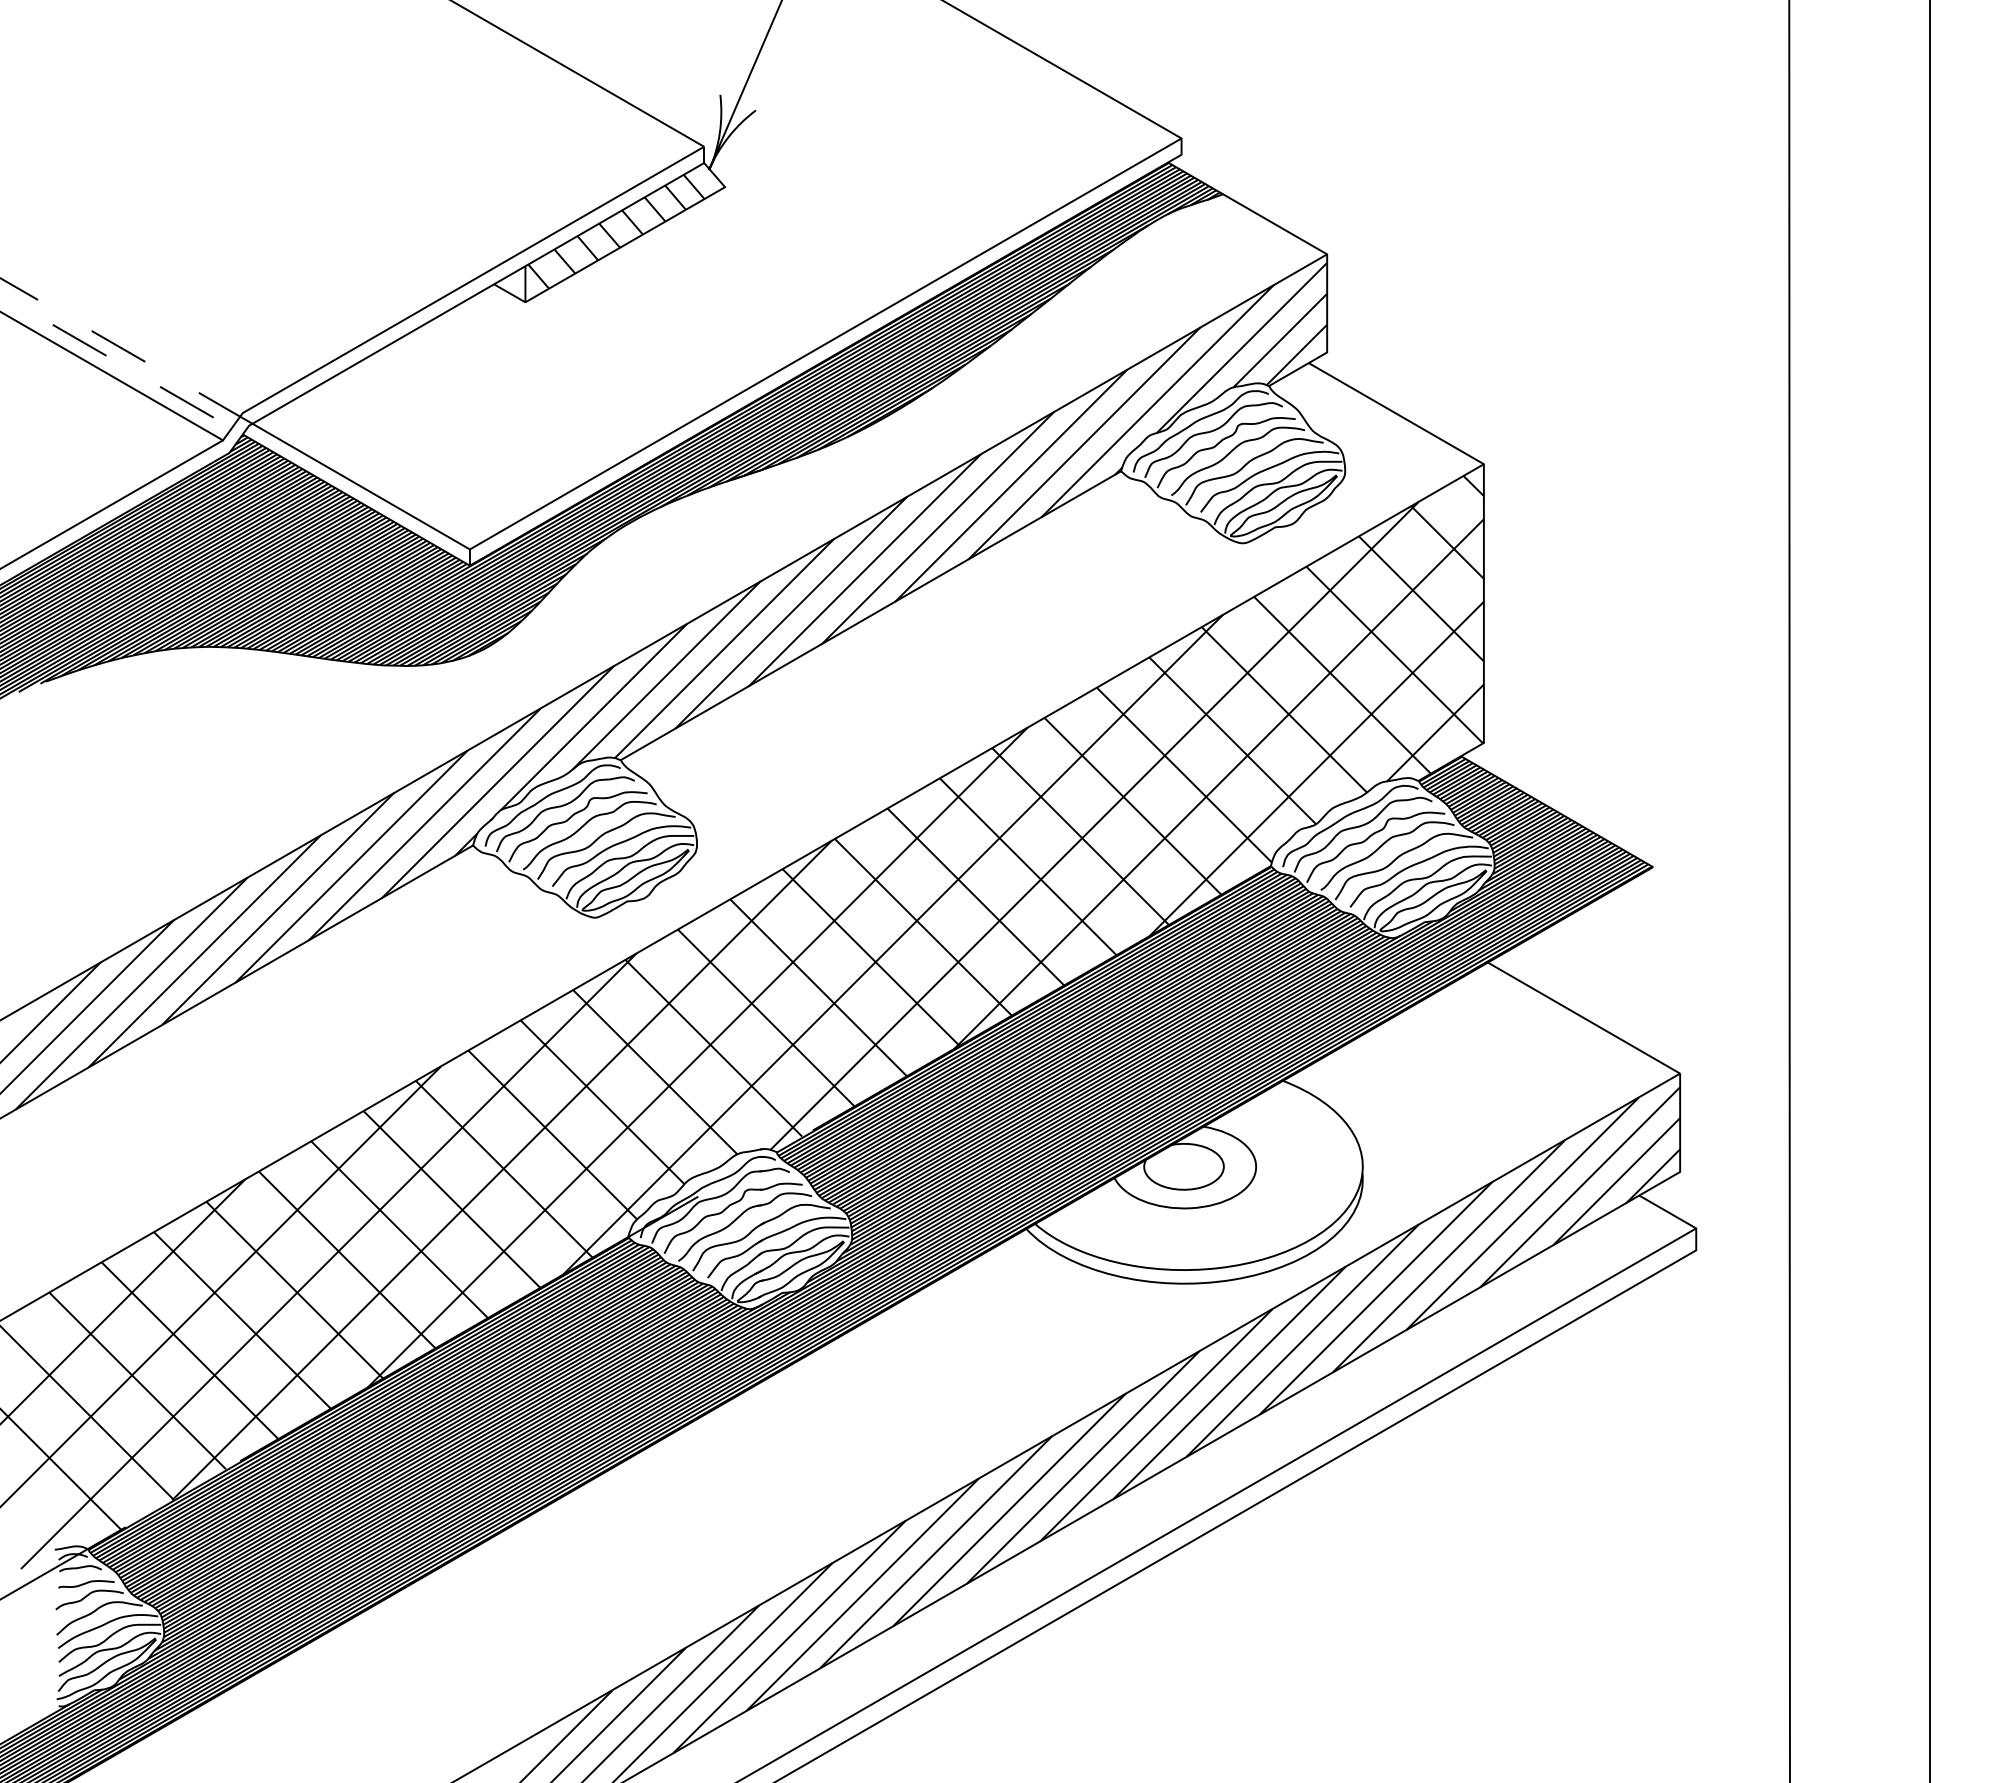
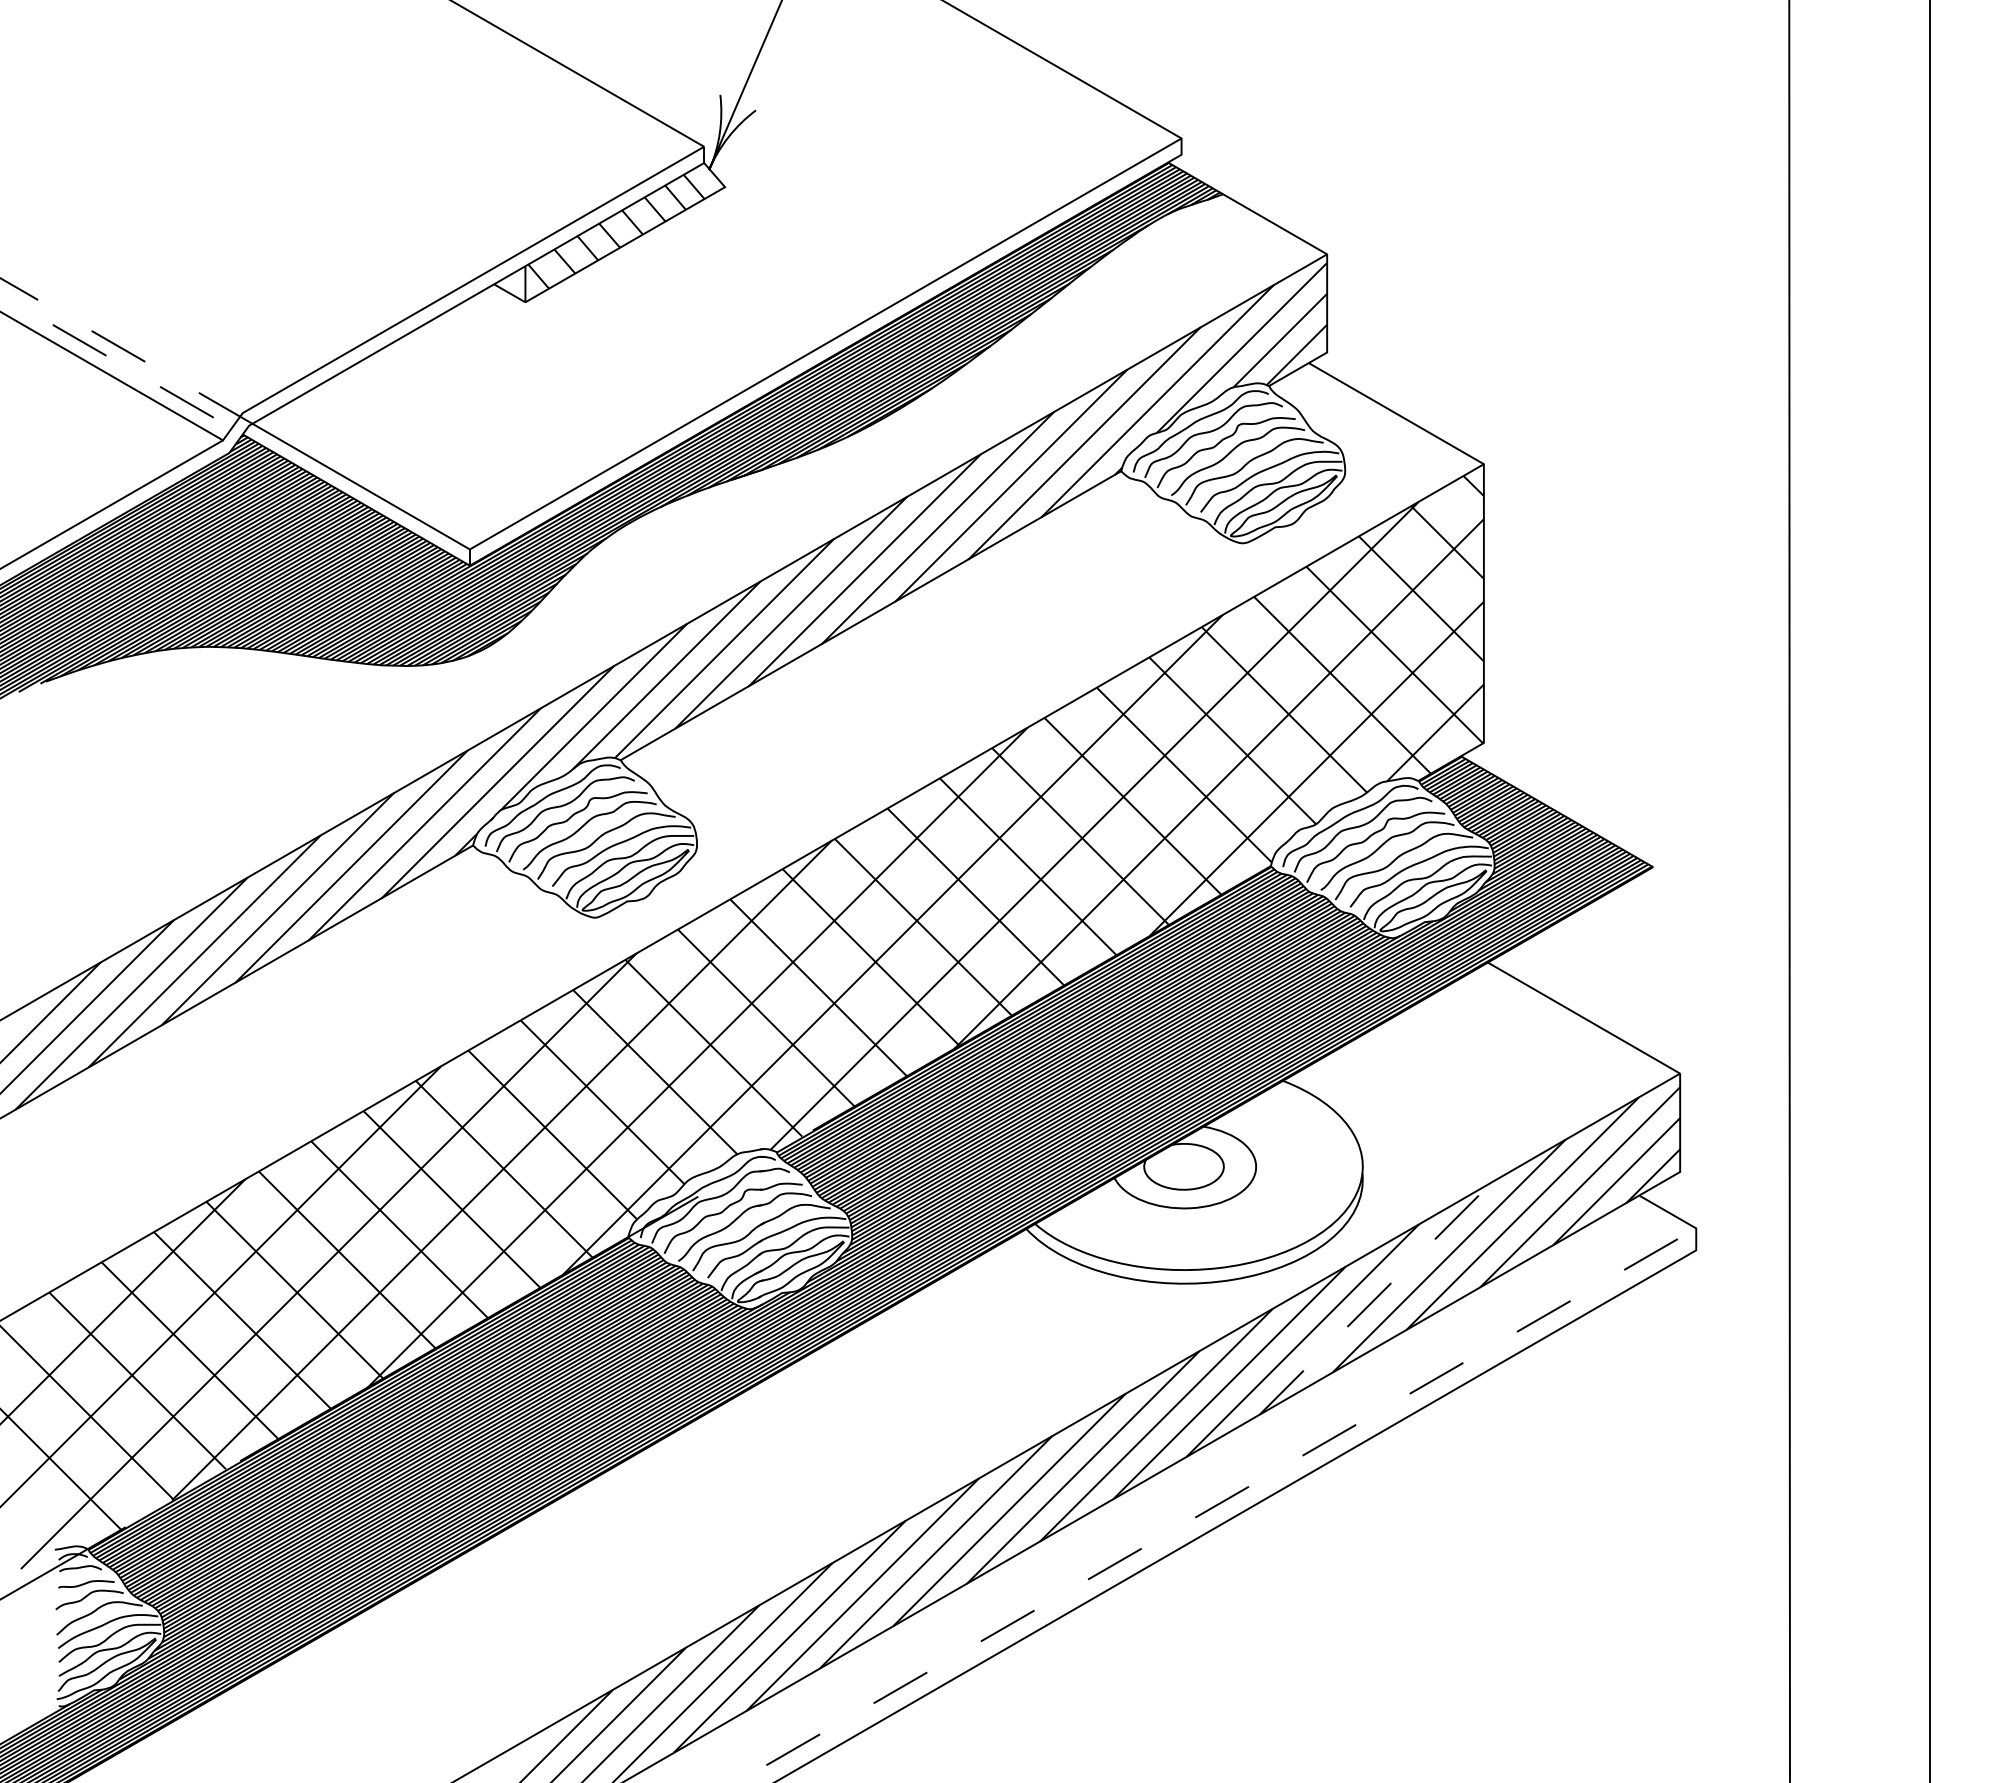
line: solid -> dashed (1376, 1297)
line: solid -> dashed (1216, 1505)
